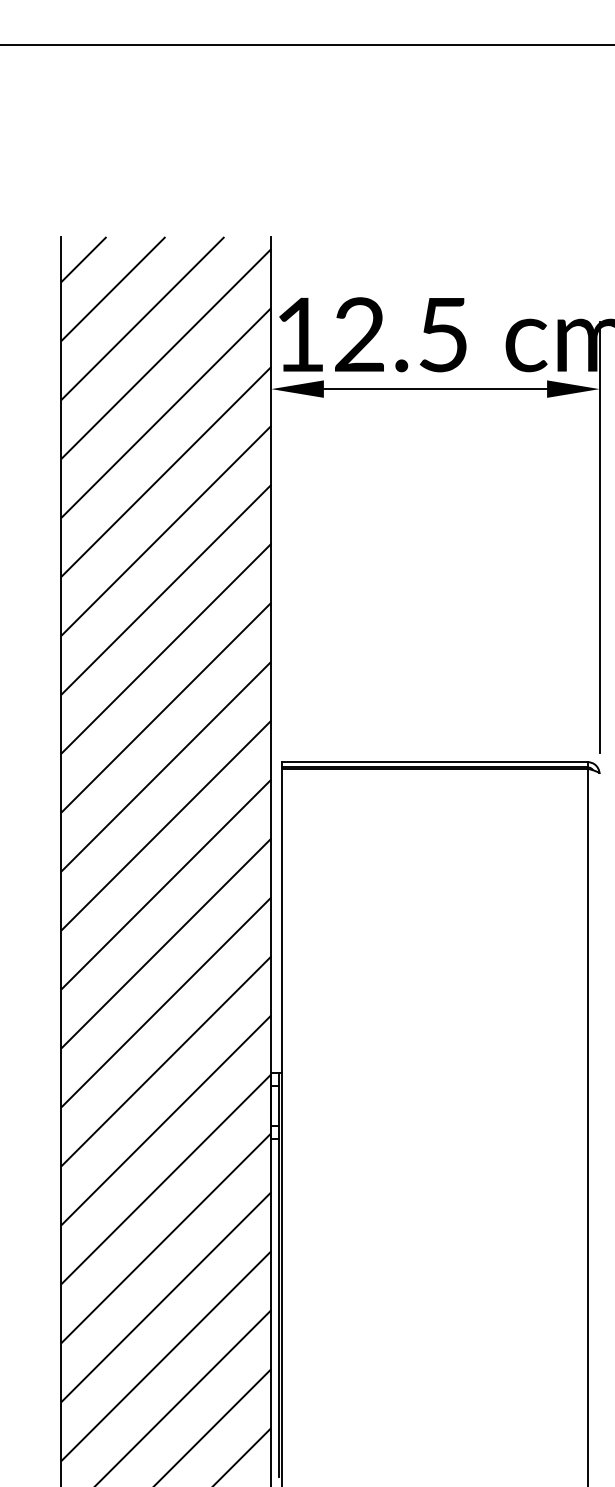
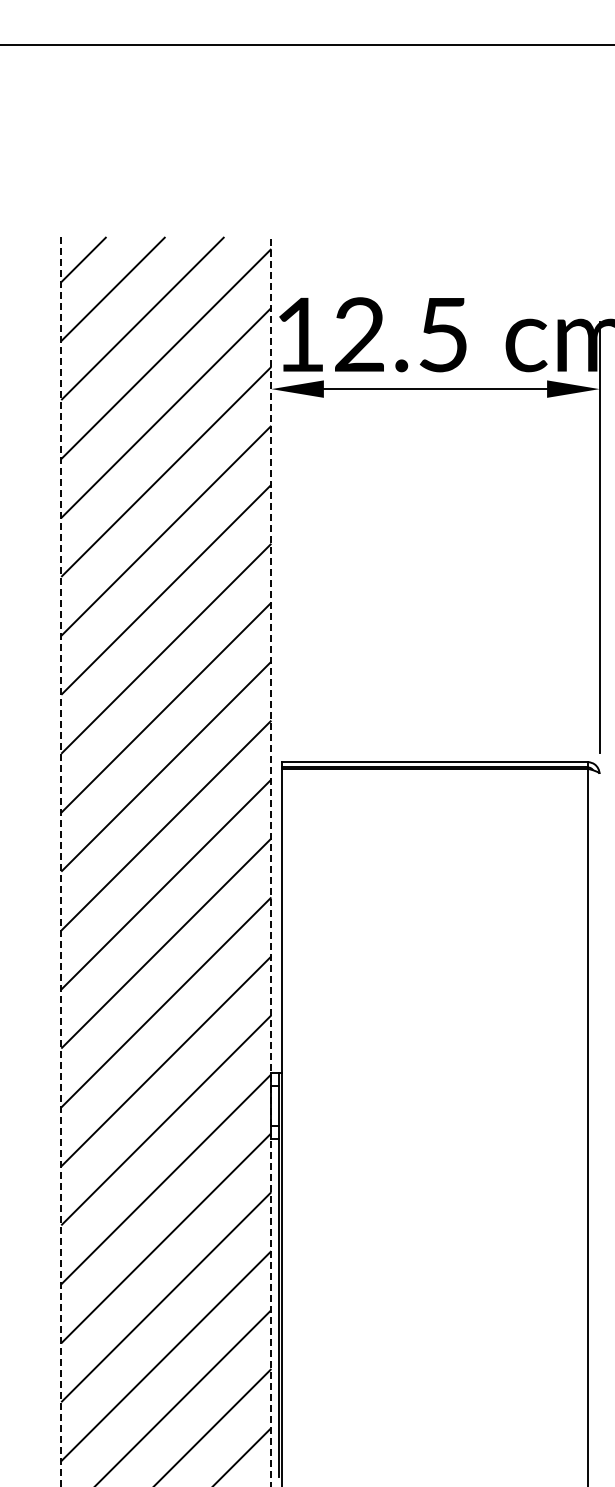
line: solid -> dashed (61, 861)
line: solid -> dashed (271, 861)
